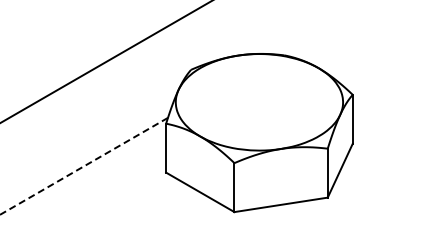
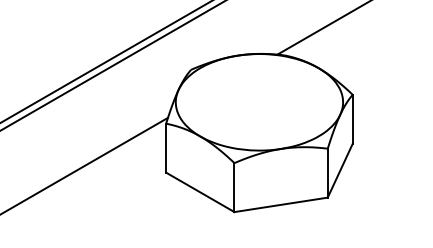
line: none -> present (322, 28)
line: none -> present (112, 65)
line: dashed -> solid (84, 166)
